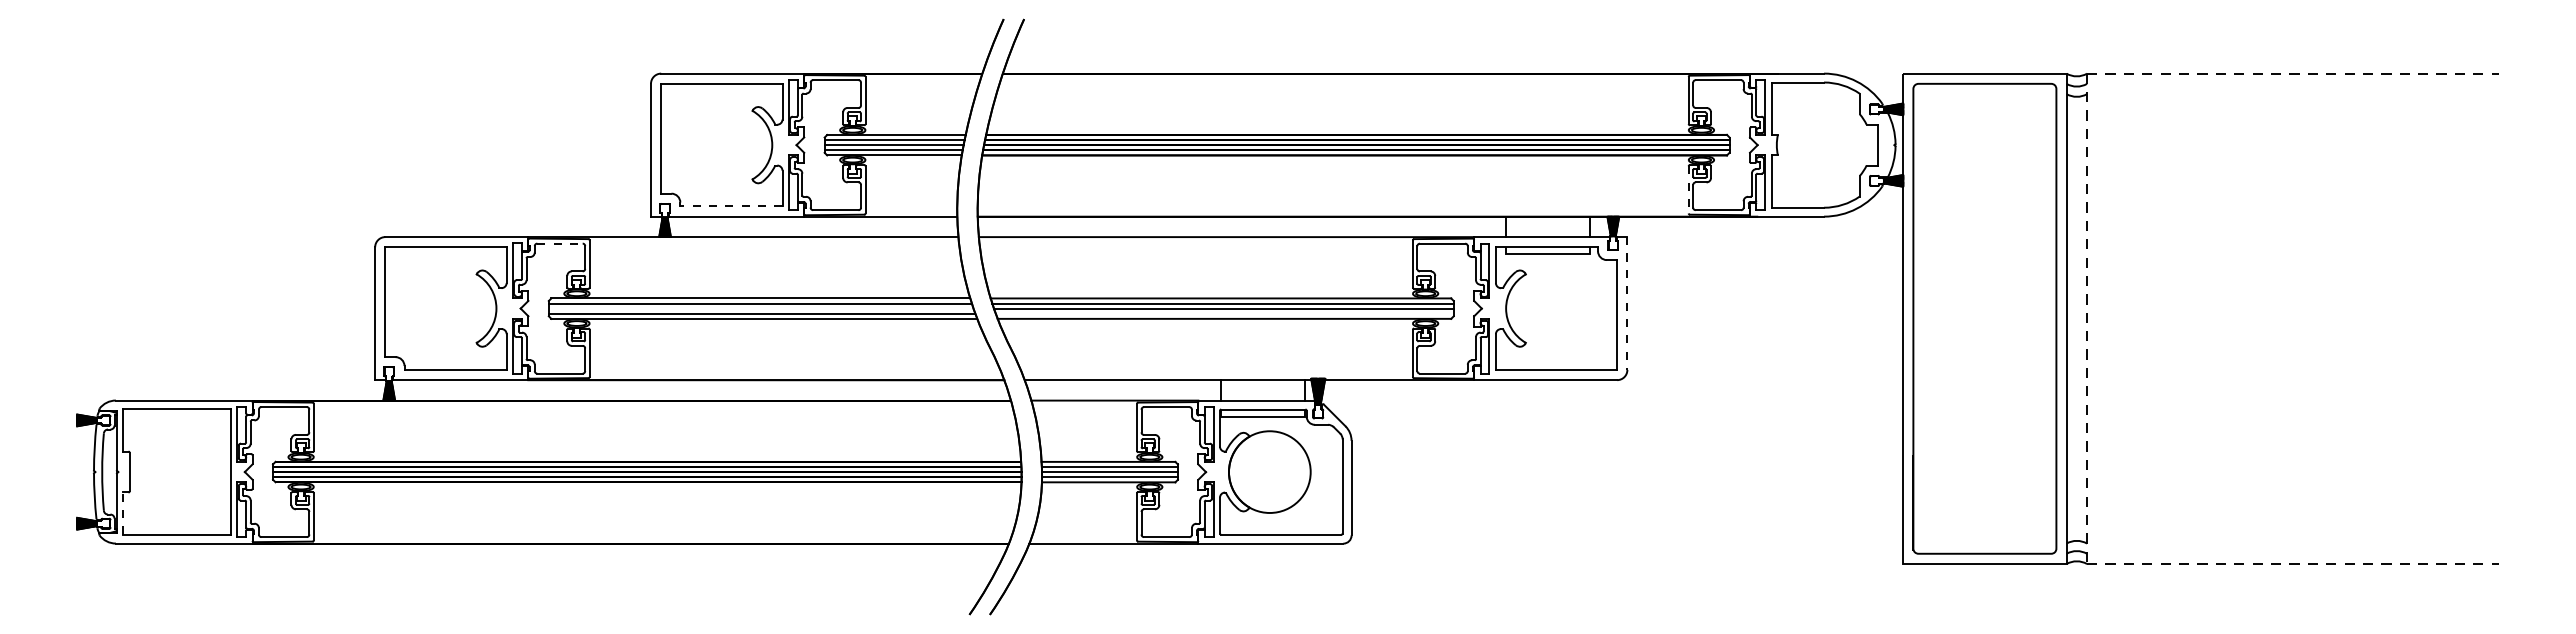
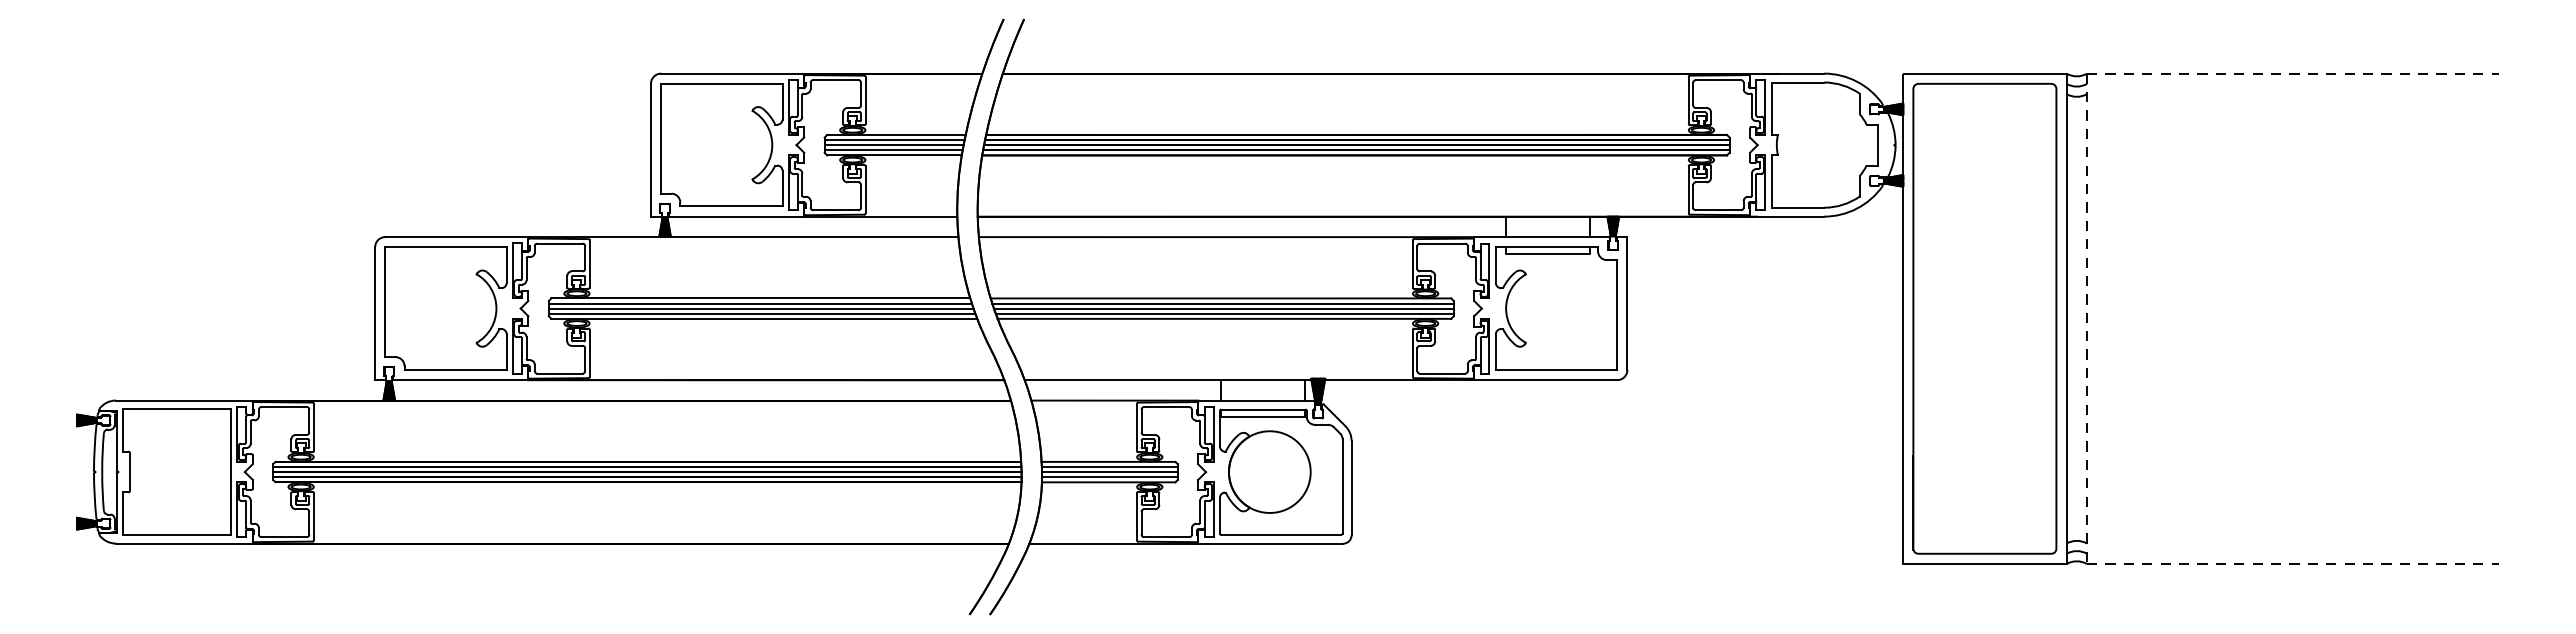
line: dashed -> solid (1688, 189)
line: dashed -> solid (730, 206)
line: dashed -> solid (560, 243)
line: dashed -> solid (1627, 304)
line: none -> present (760, 308)
line: none -> present (1224, 313)
line: dashed -> solid (123, 513)
